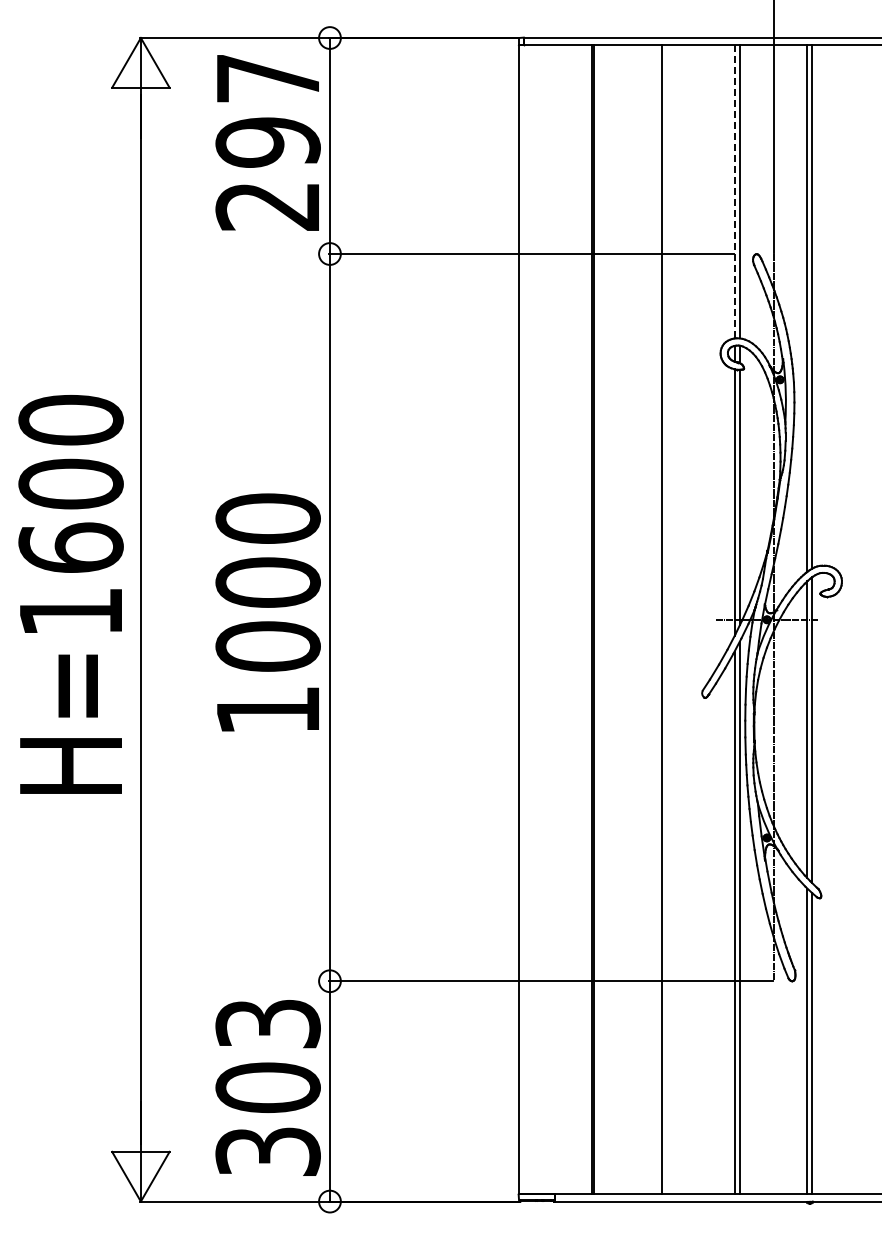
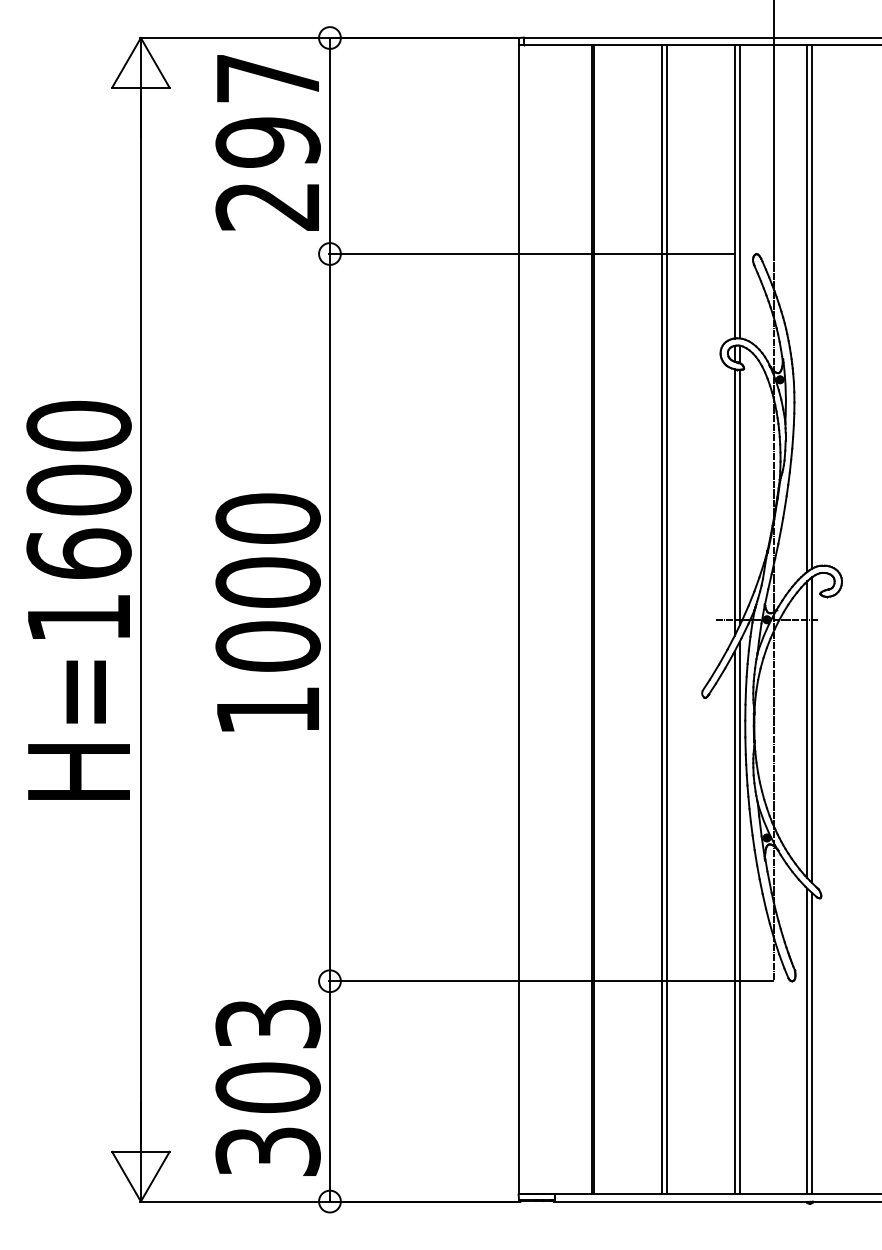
line: dashed -> solid (734, 191)
text position: (70, 594) -> (78, 600) (78, 600)
line: none -> present (667, 619)
